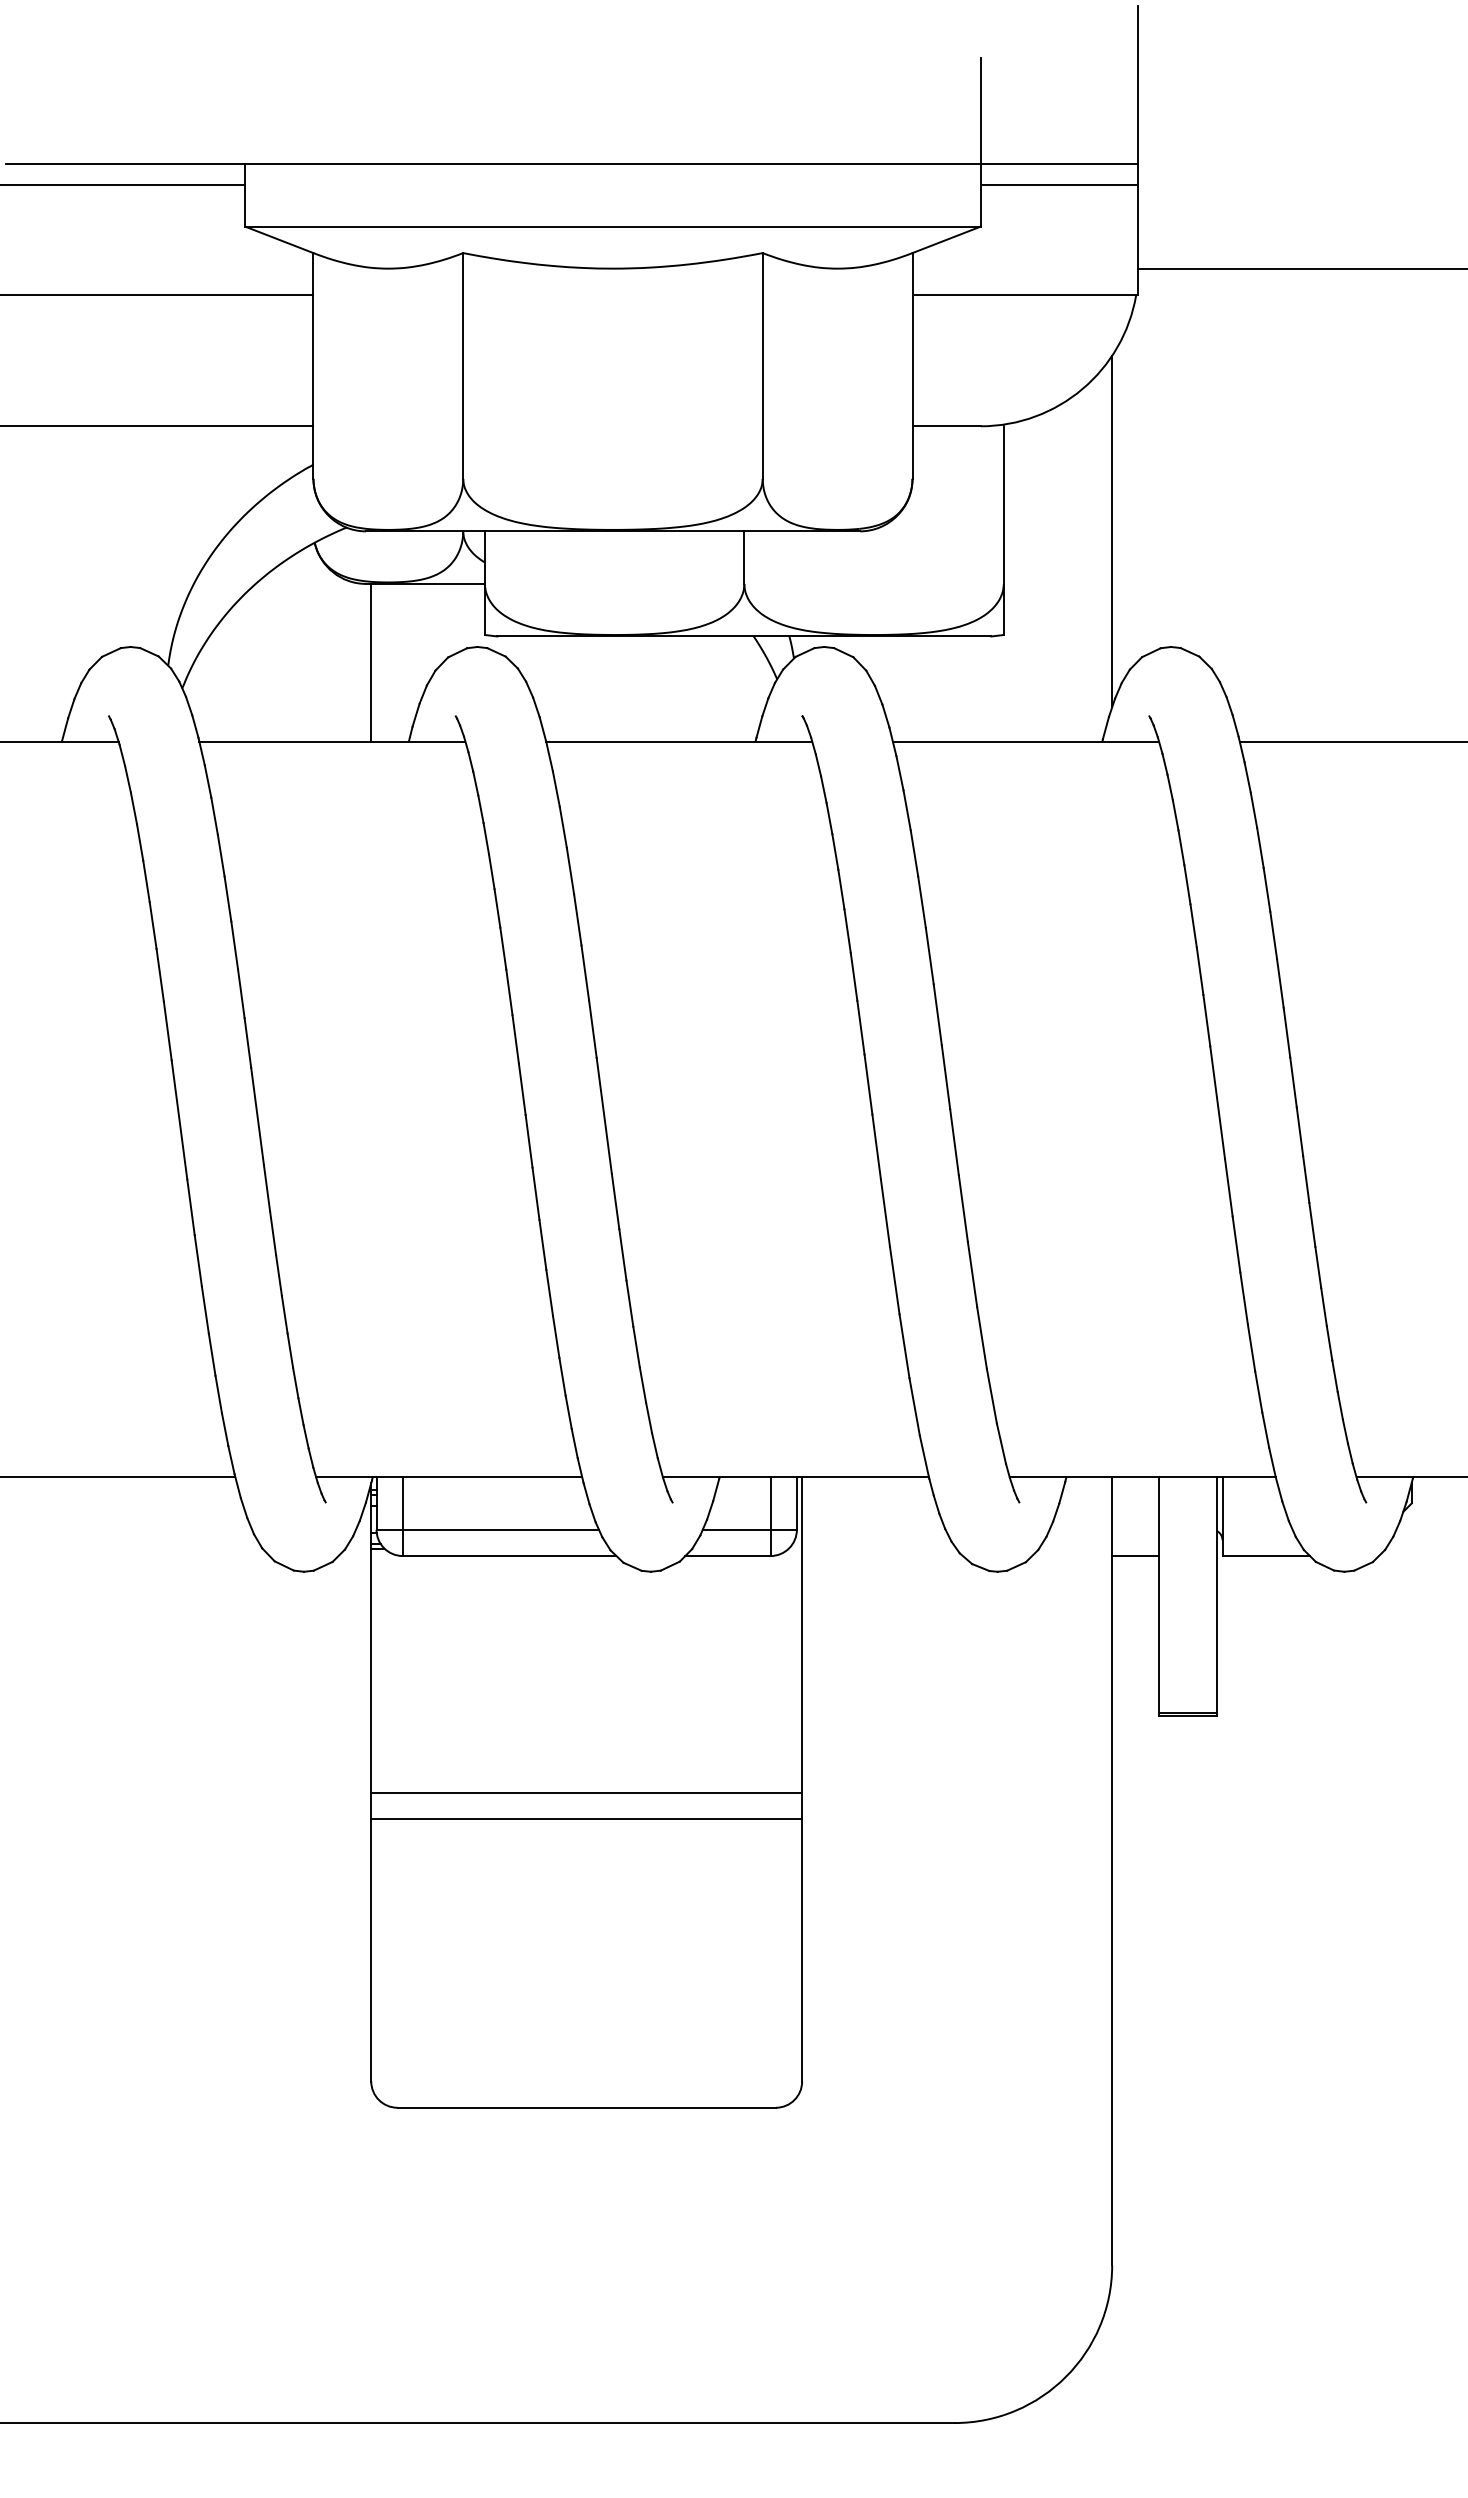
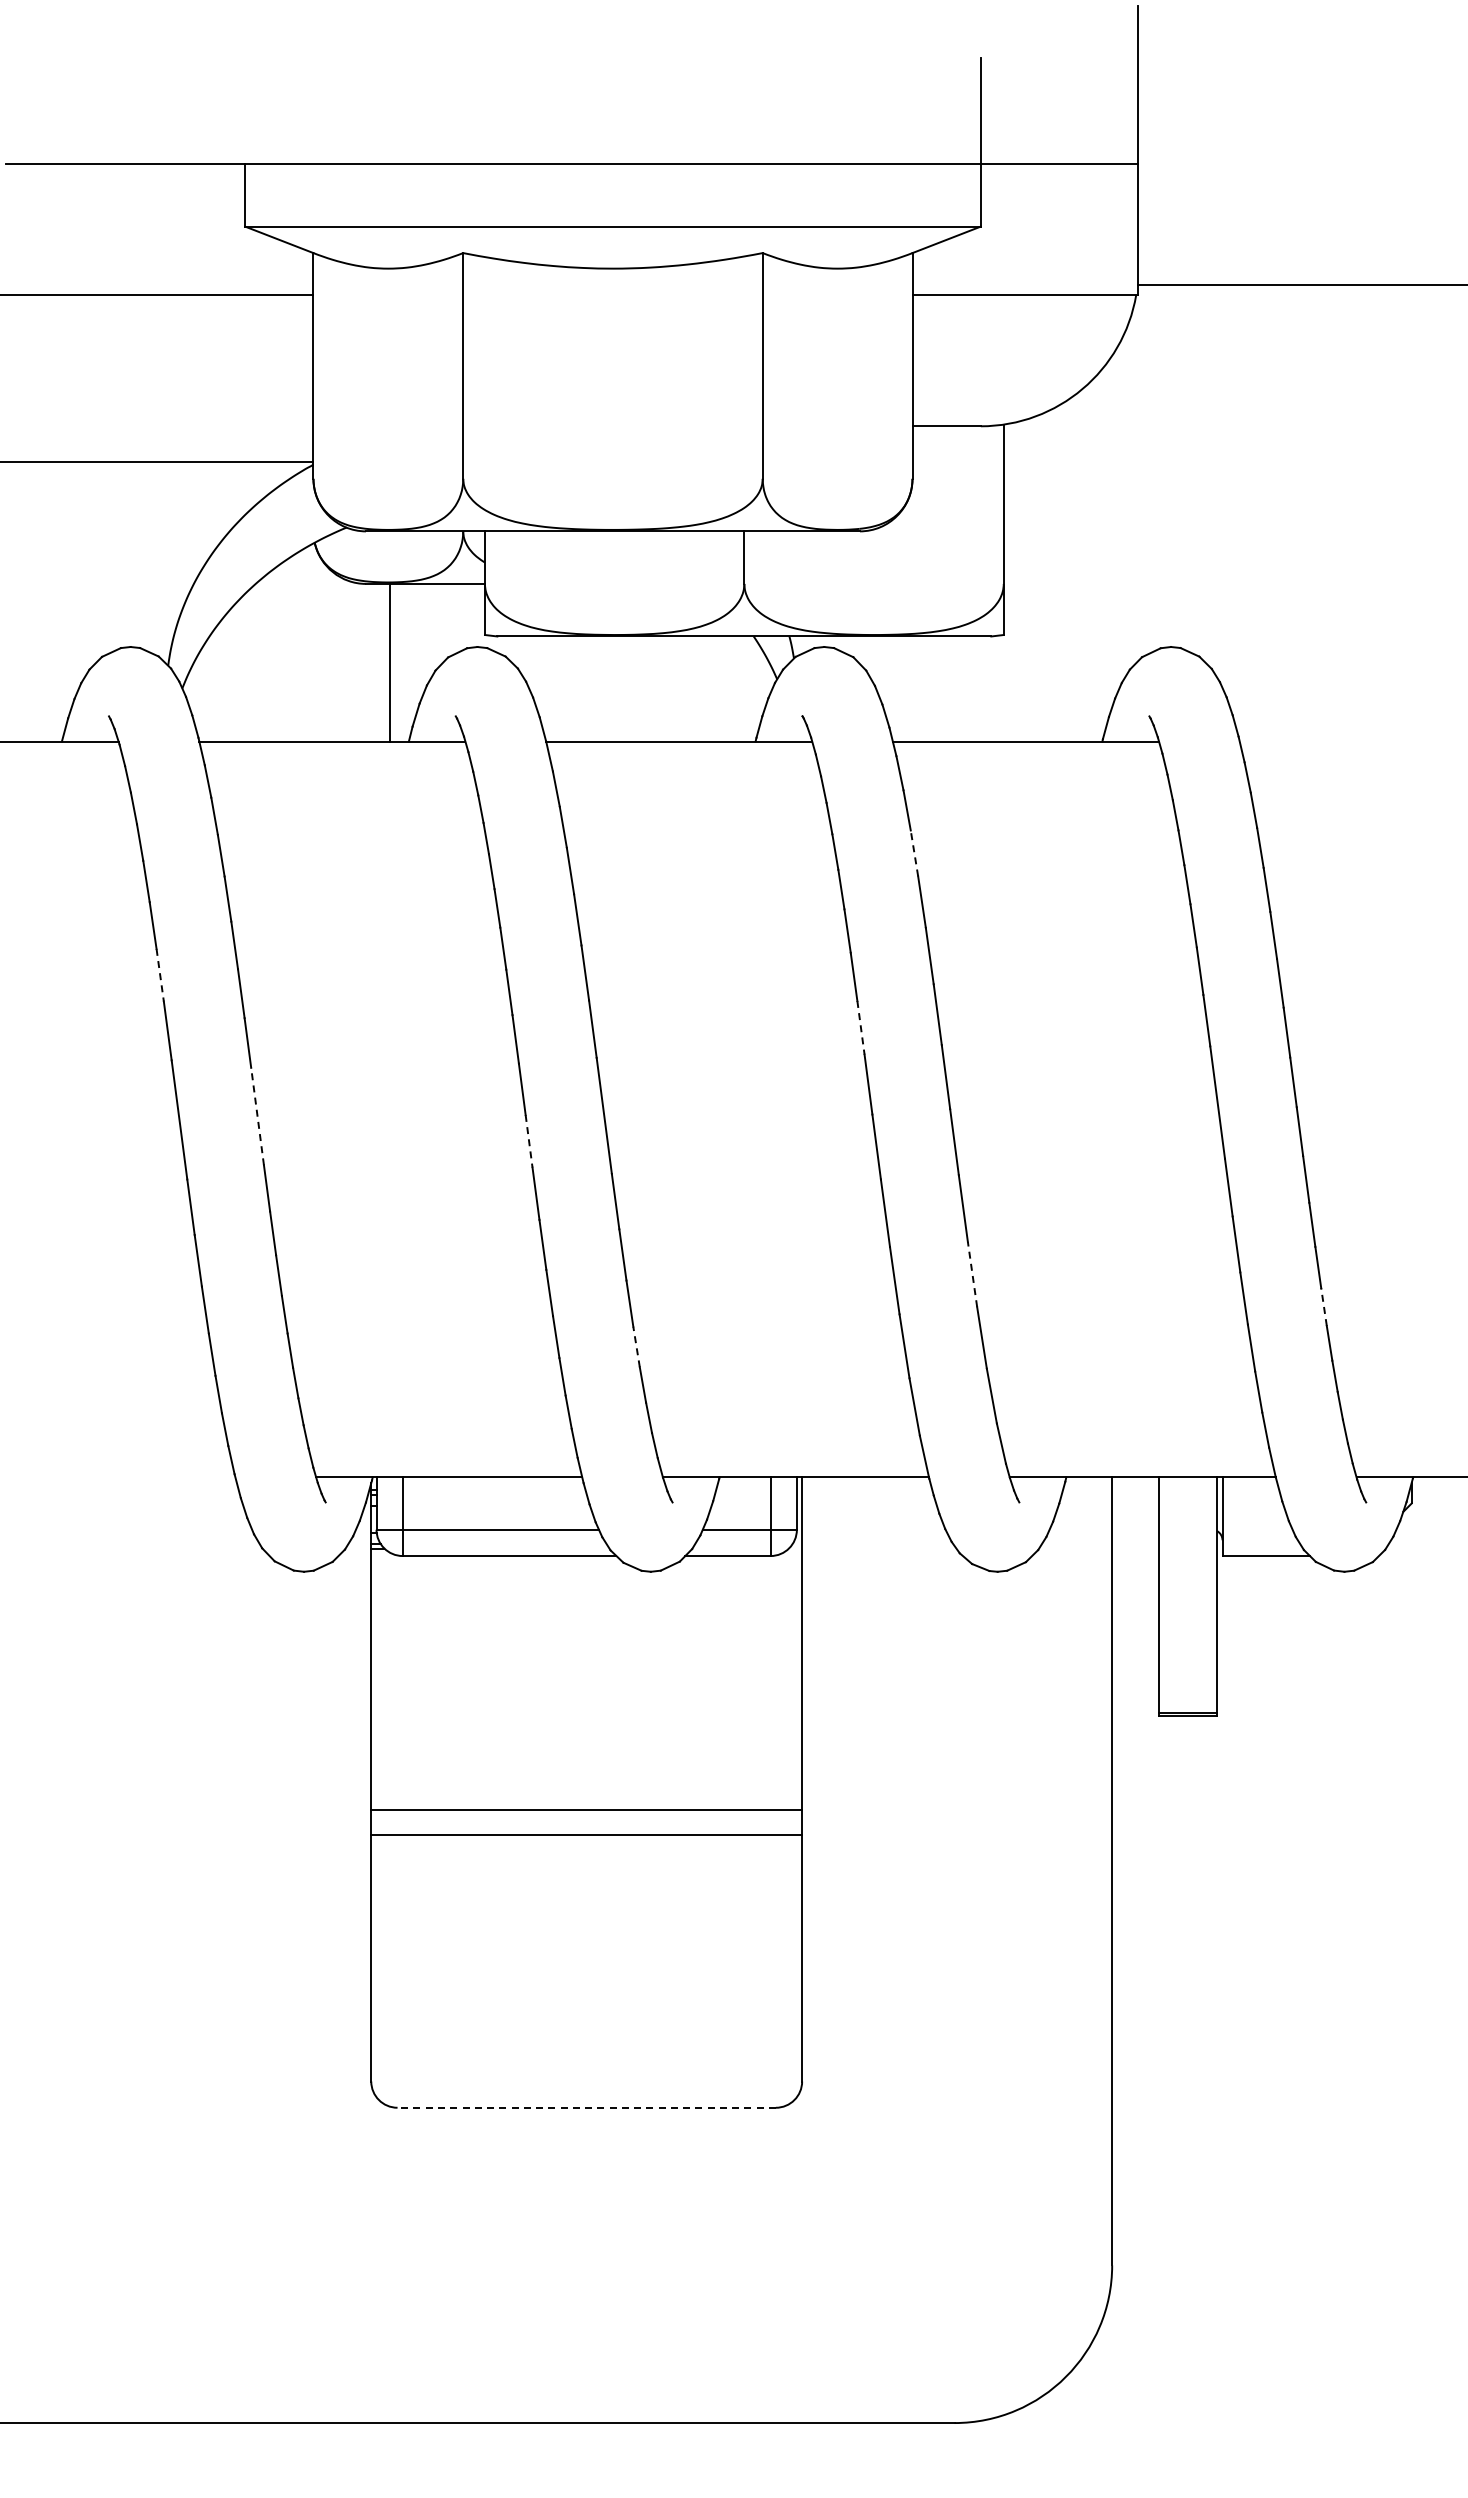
line: present -> none (123, 185)
line: present -> none (1059, 185)
line position: (1301, 268) -> (1301, 284) (1301, 284)
line position: (157, 426) -> (157, 462) (157, 462)
line: present -> none (1112, 531)
line position: (371, 662) -> (390, 662) (390, 662)
line: present -> none (1351, 741)
line: solid -> dashed (914, 852)
line: solid -> dashed (160, 975)
line: solid -> dashed (861, 1028)
line: solid -> dashed (257, 1116)
line: solid -> dashed (529, 1141)
line: solid -> dashed (972, 1274)
line: solid -> dashed (1323, 1306)
line: solid -> dashed (636, 1347)
line: present -> none (118, 1477)
line: present -> none (1135, 1556)
line position: (586, 1792) -> (586, 1809) (586, 1809)
line position: (586, 1818) -> (586, 1834) (586, 1834)
line: solid -> dashed (586, 2107)
